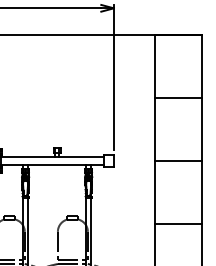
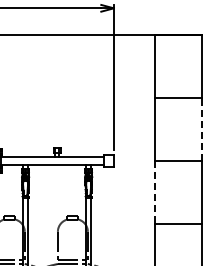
line: solid -> dashed (202, 129)
line: solid -> dashed (154, 192)
